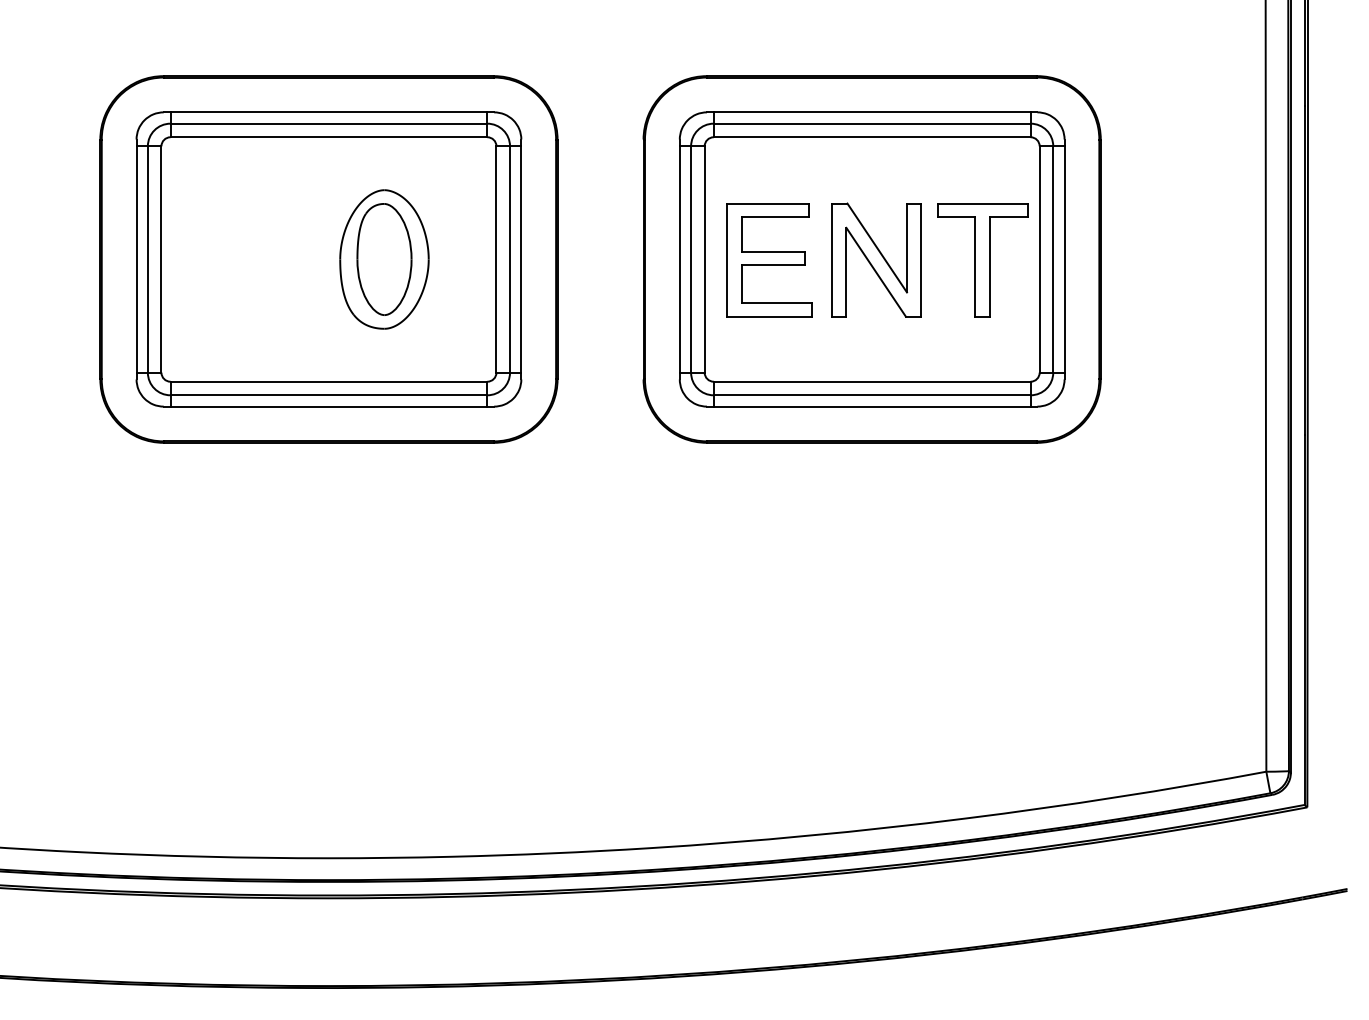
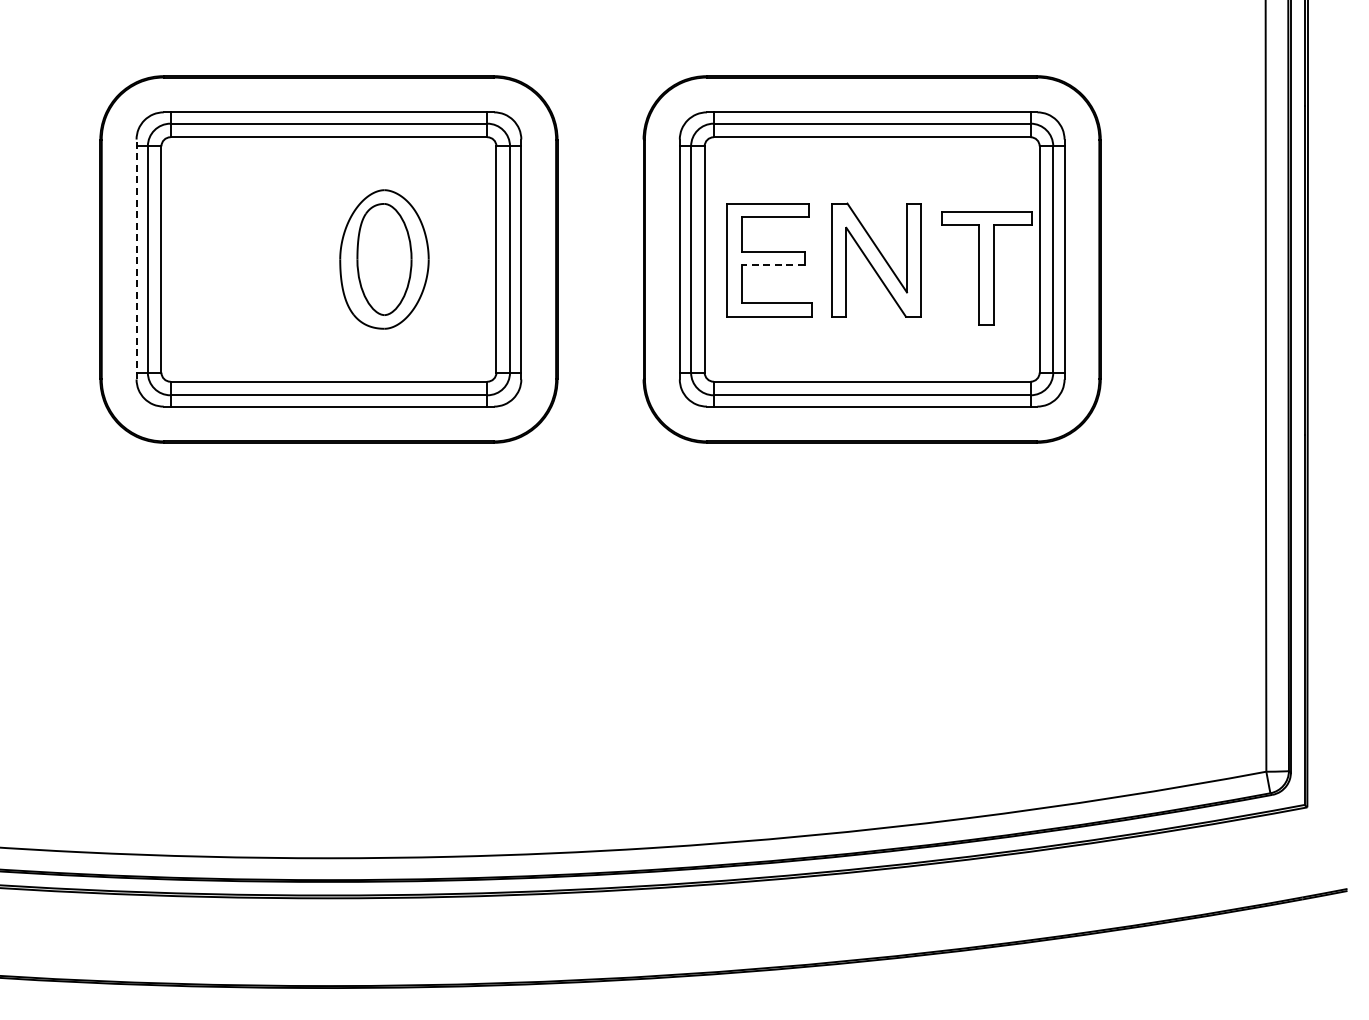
line: solid -> dashed (136, 259)
part position: (982, 260) -> (986, 268) (986, 268)
line: solid -> dashed (772, 264)
